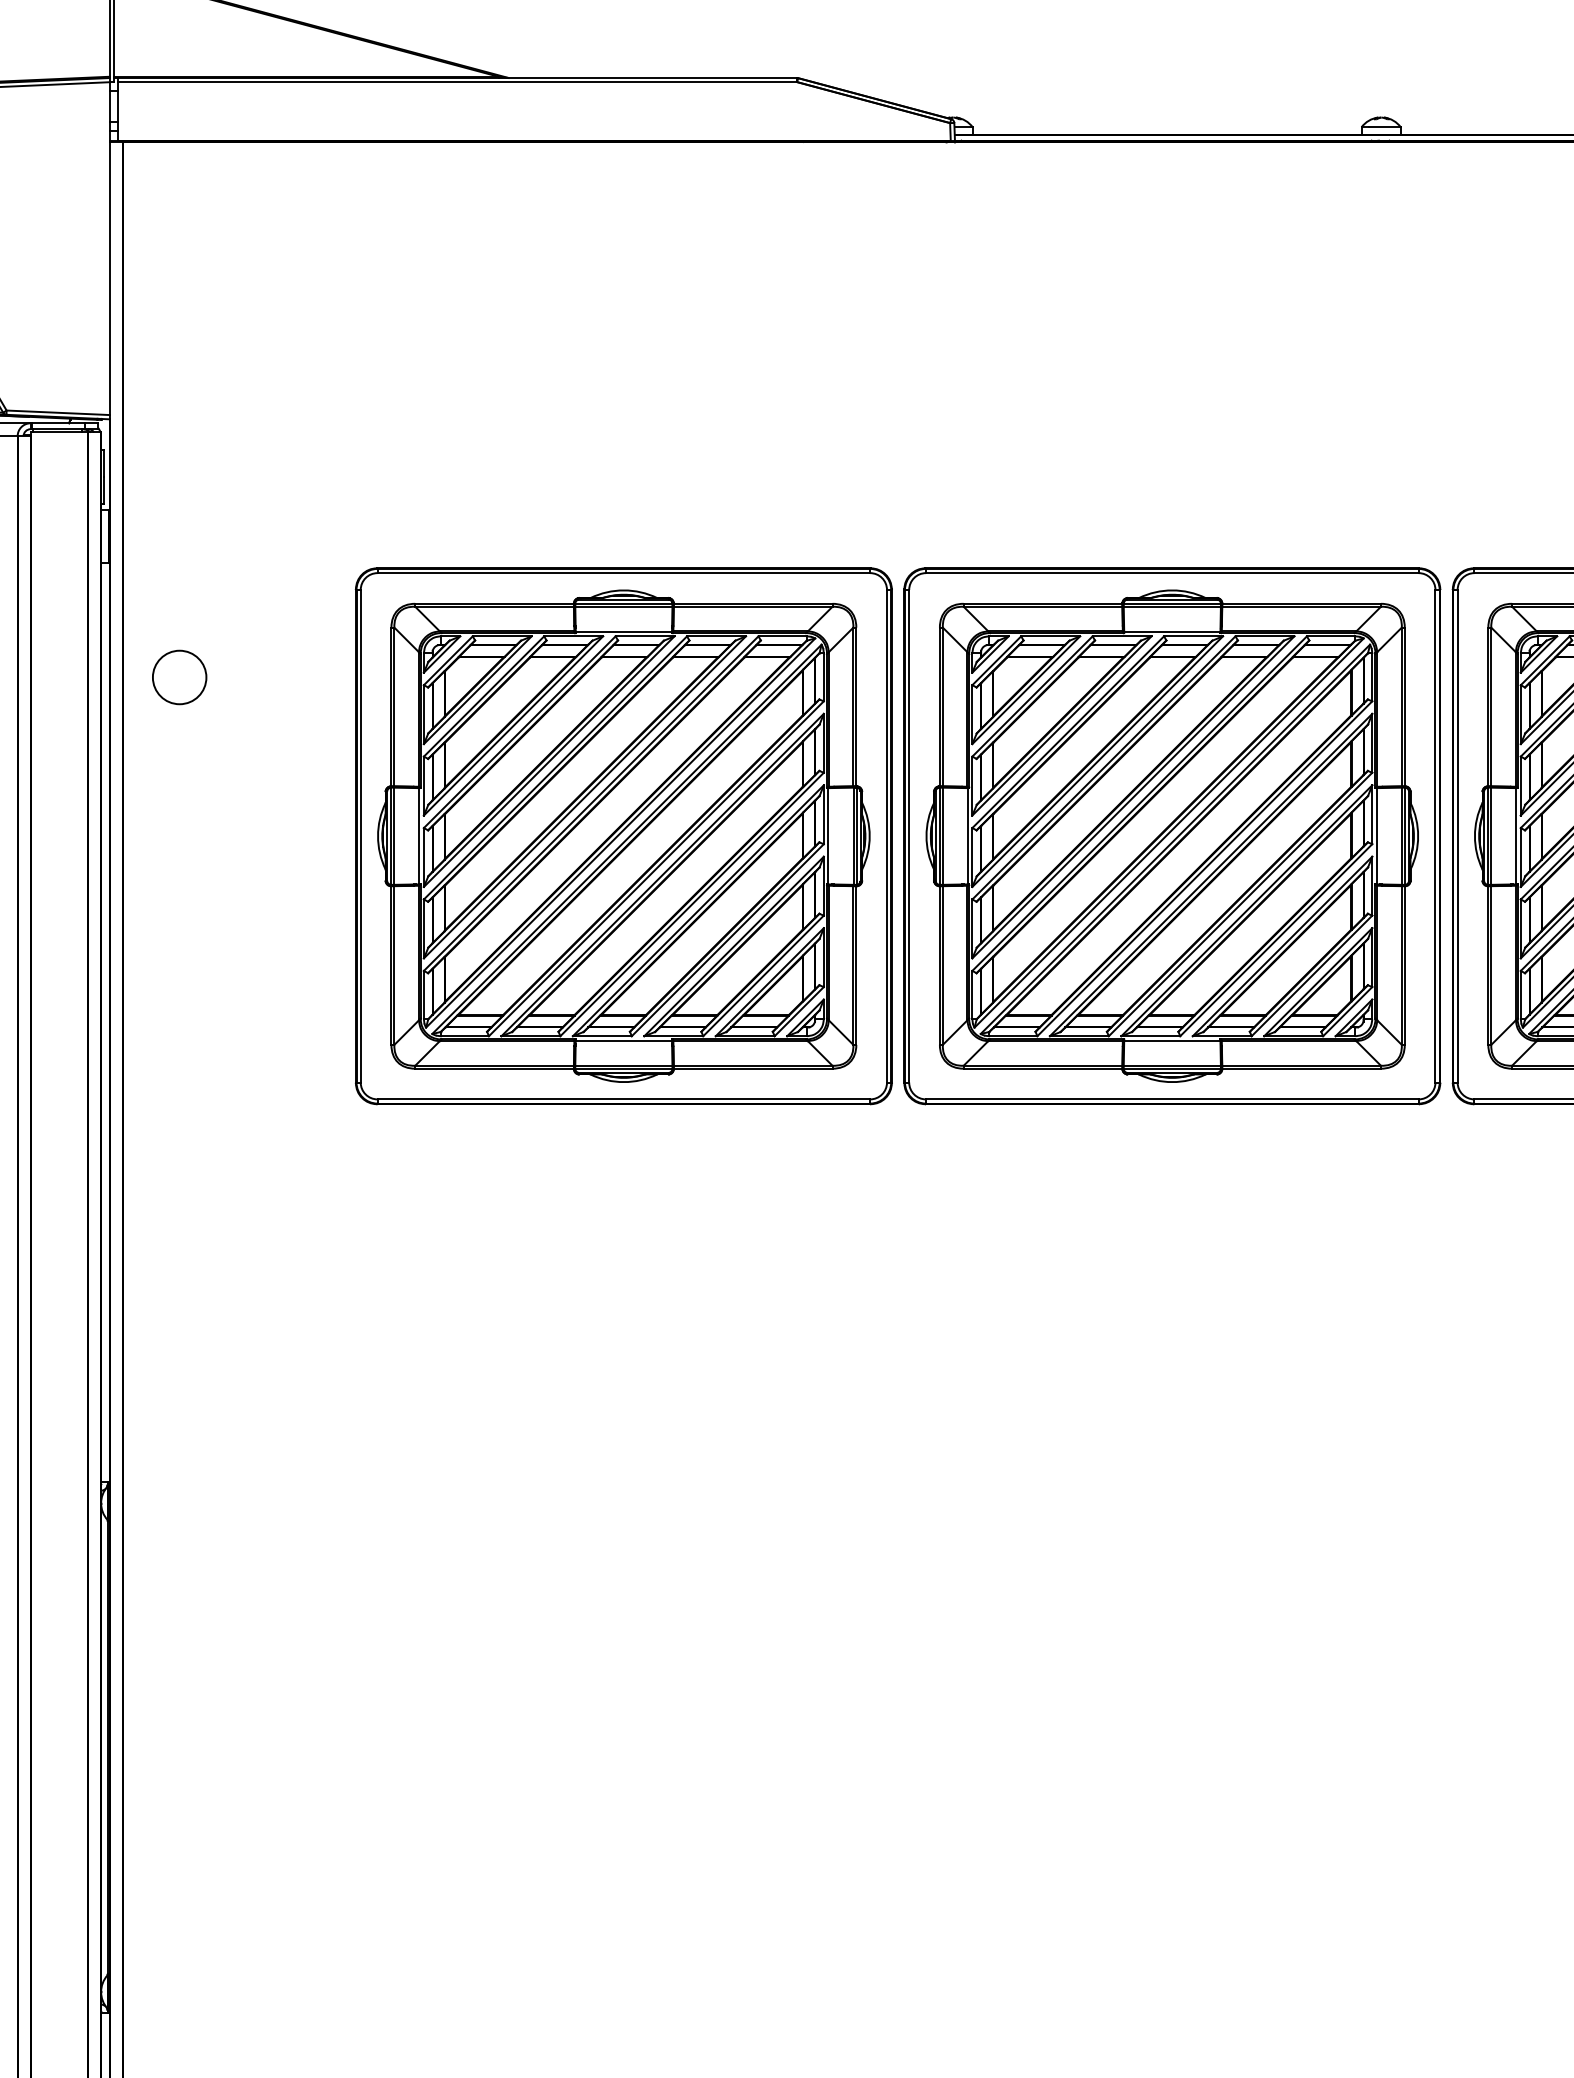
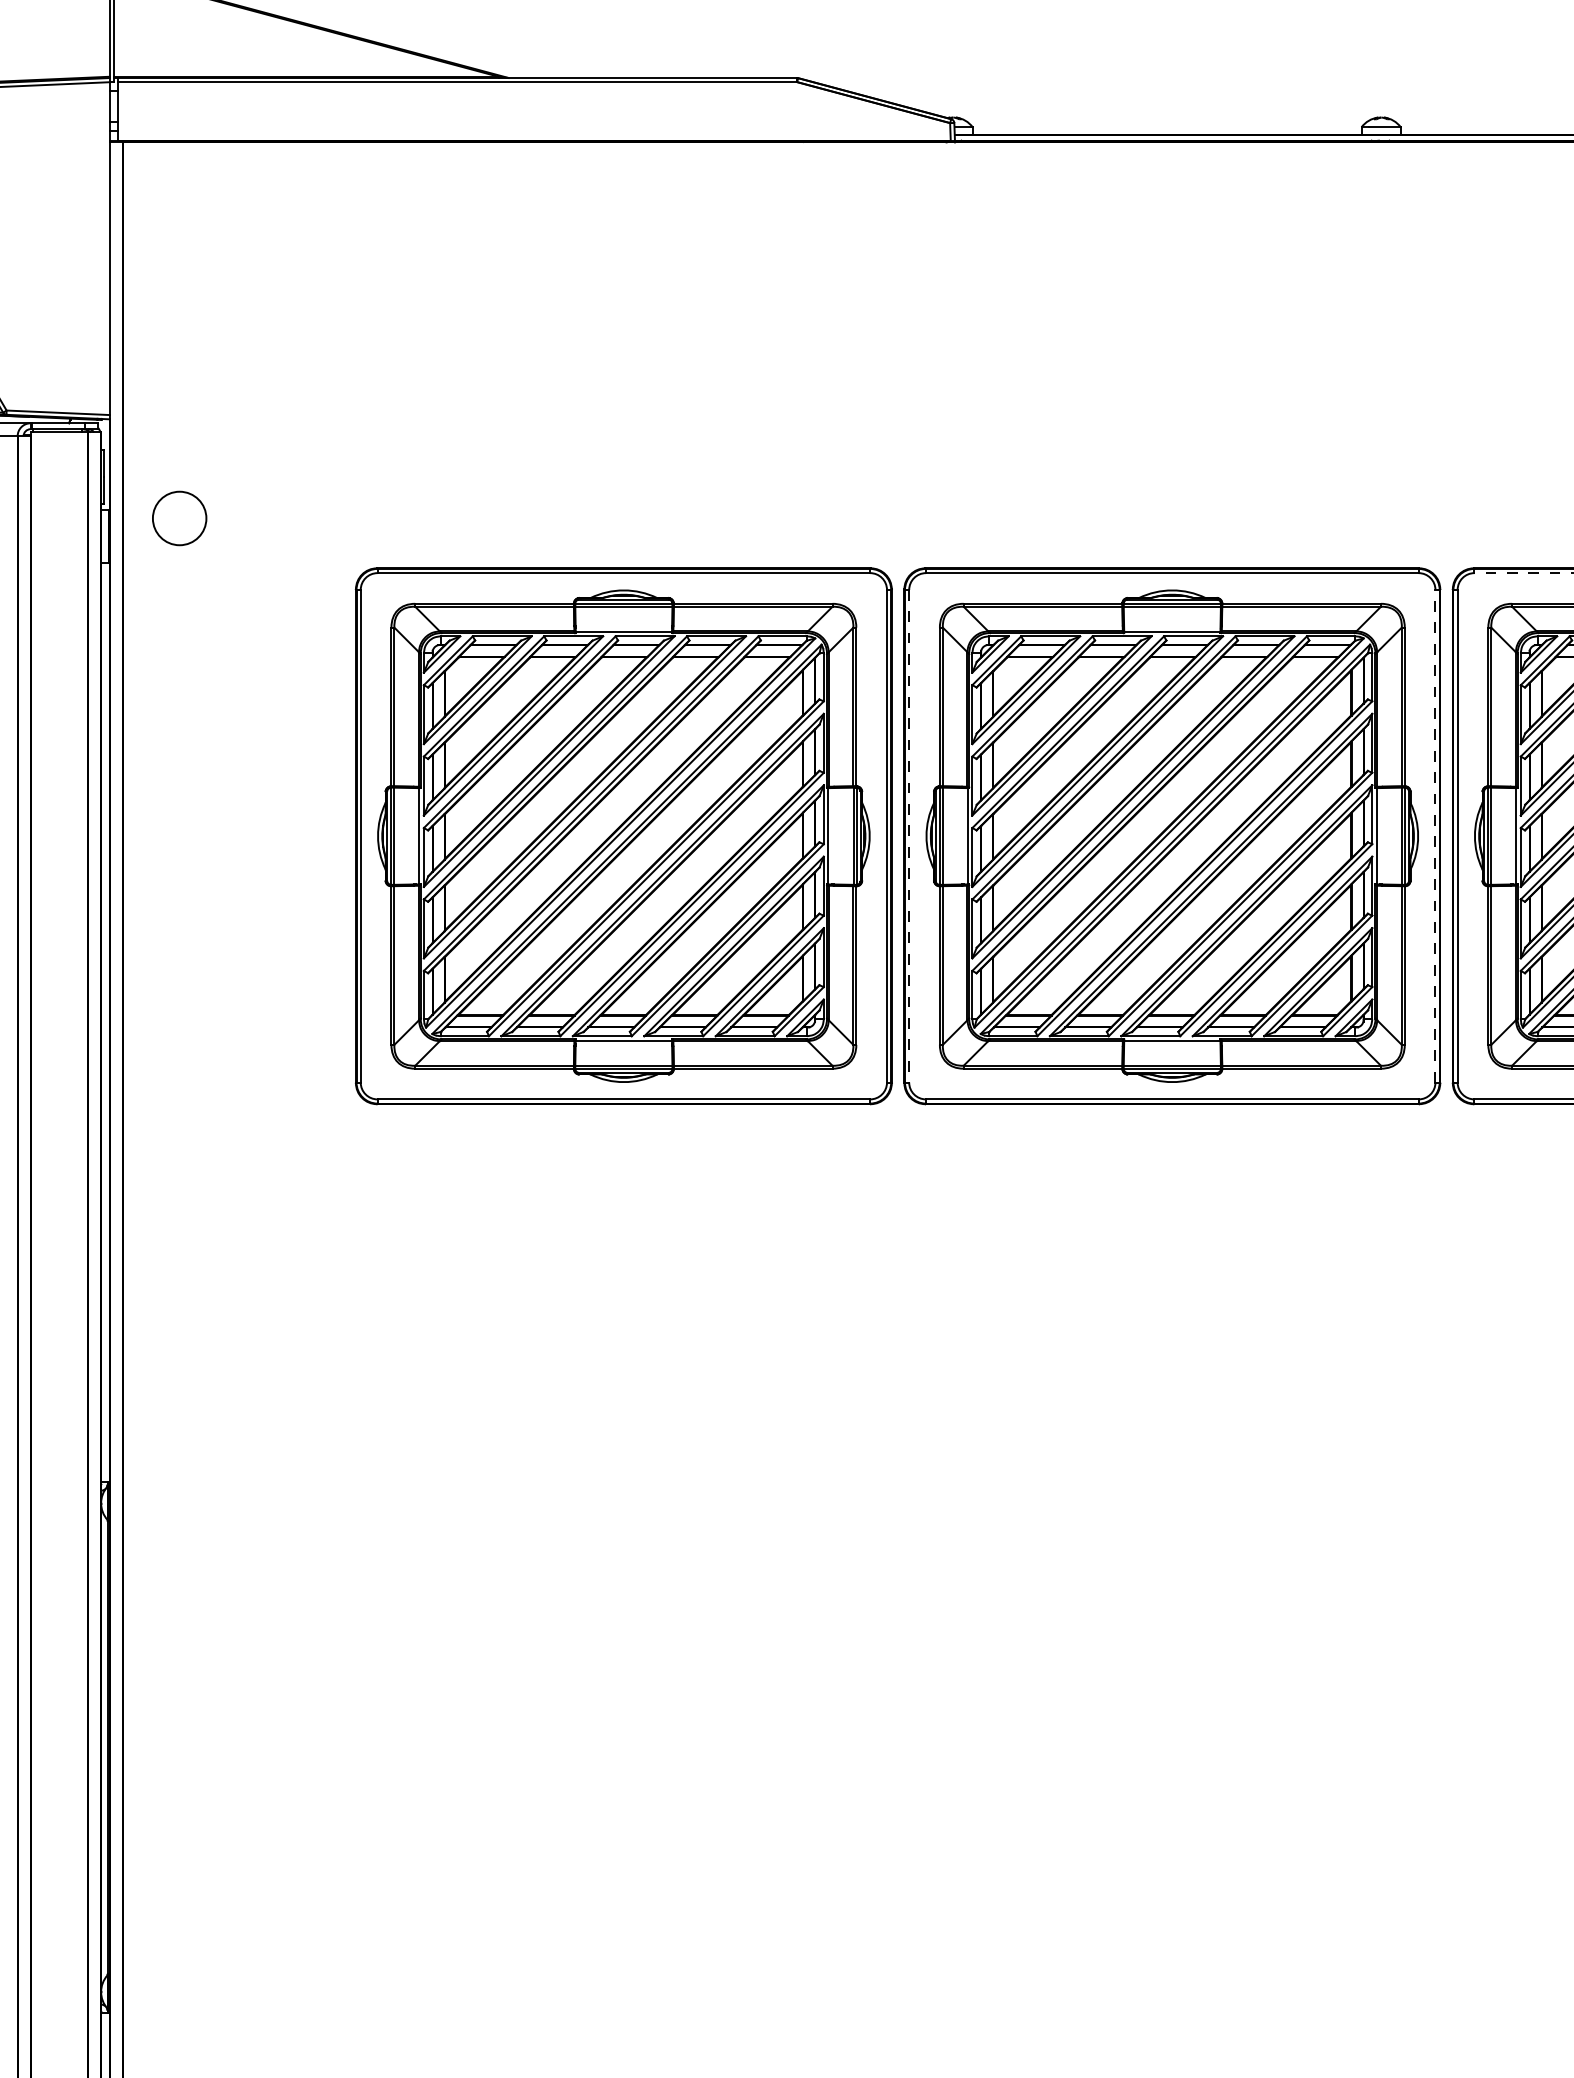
line: solid -> dashed (1523, 573)
circle position: (179, 677) -> (179, 518) (179, 518)
line: solid -> dashed (1435, 835)
line: solid -> dashed (909, 836)
